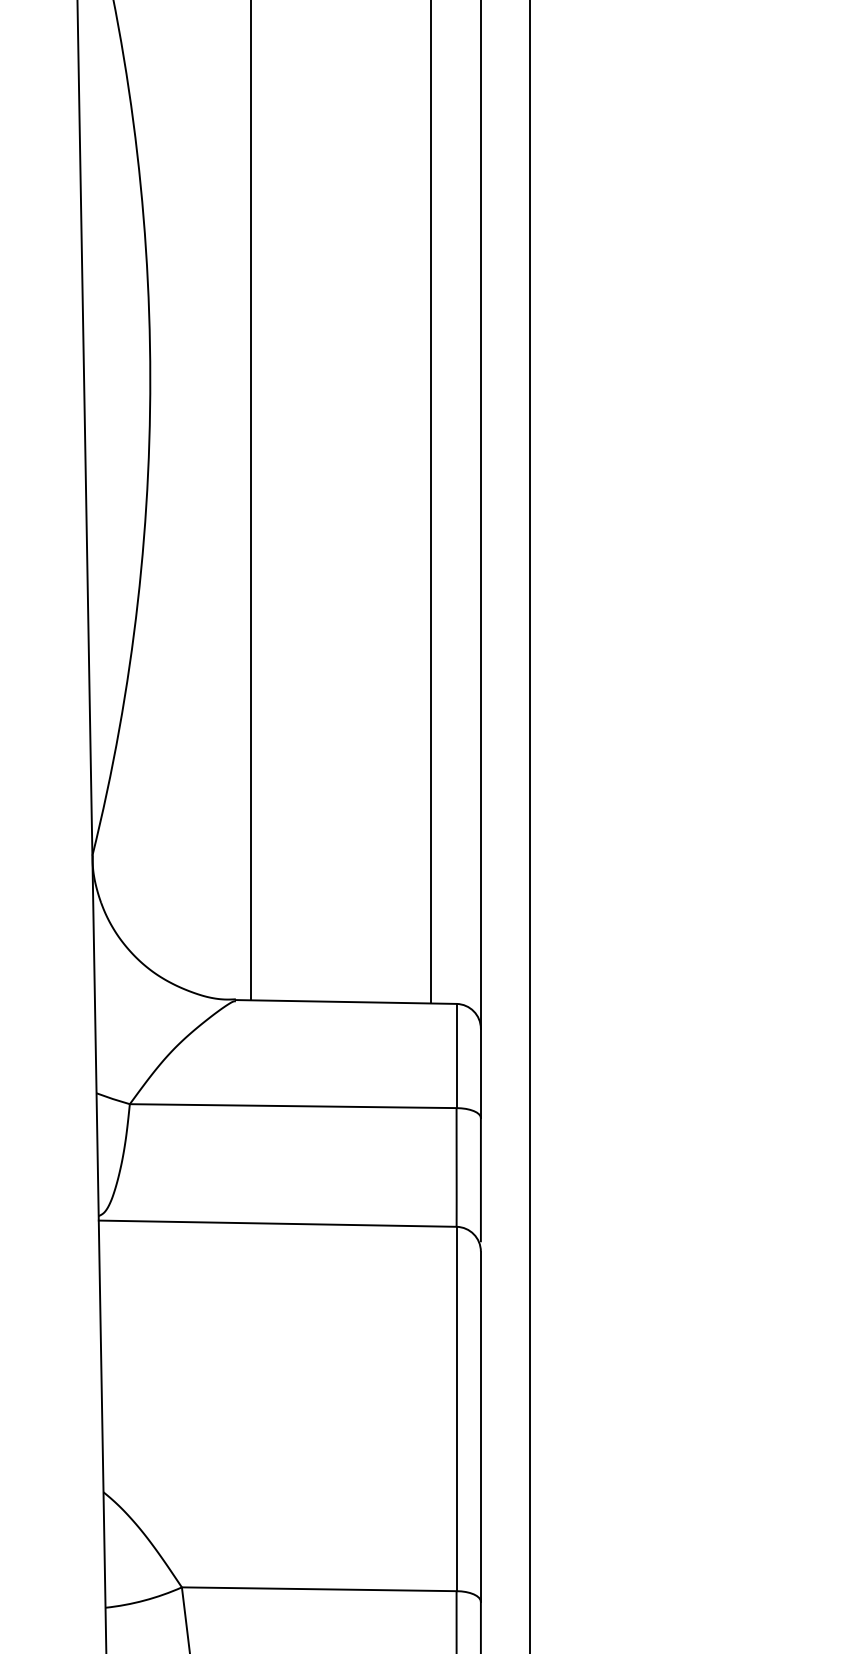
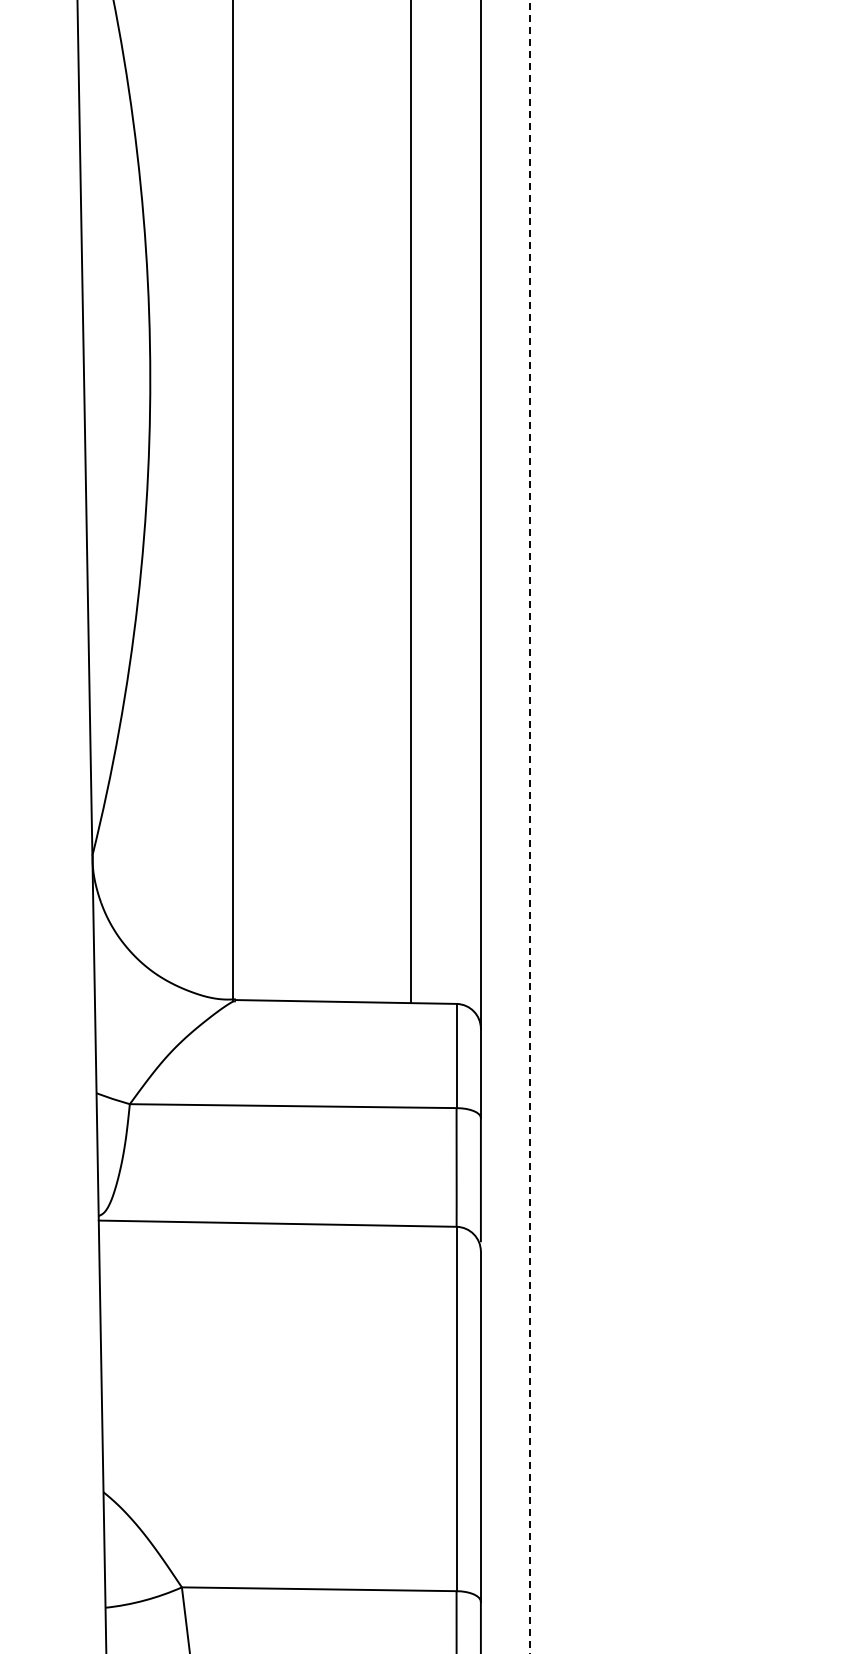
line position: (250, 501) -> (232, 501) (232, 501)
line position: (431, 502) -> (411, 502) (411, 502)
line: solid -> dashed (530, 827)
